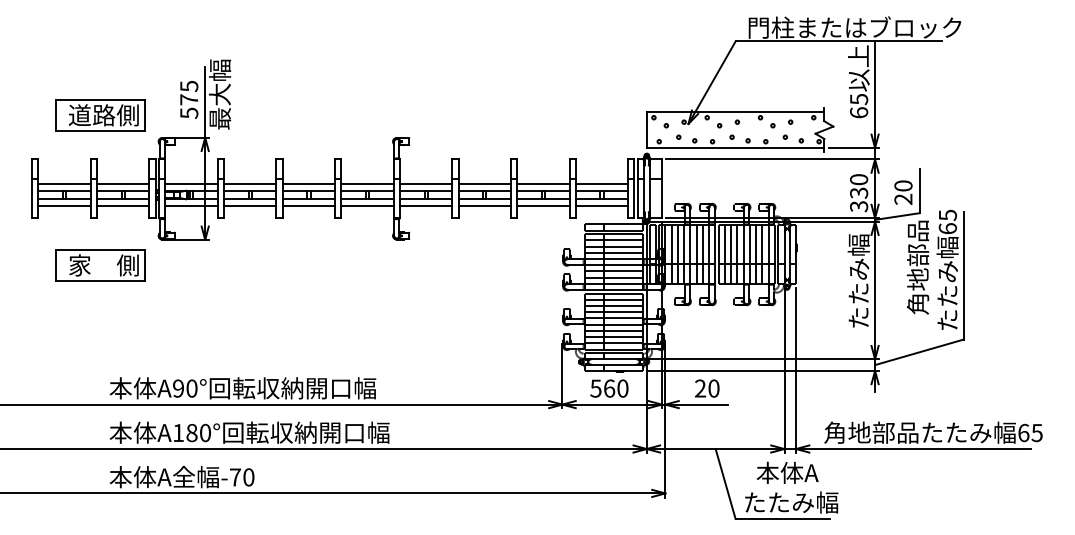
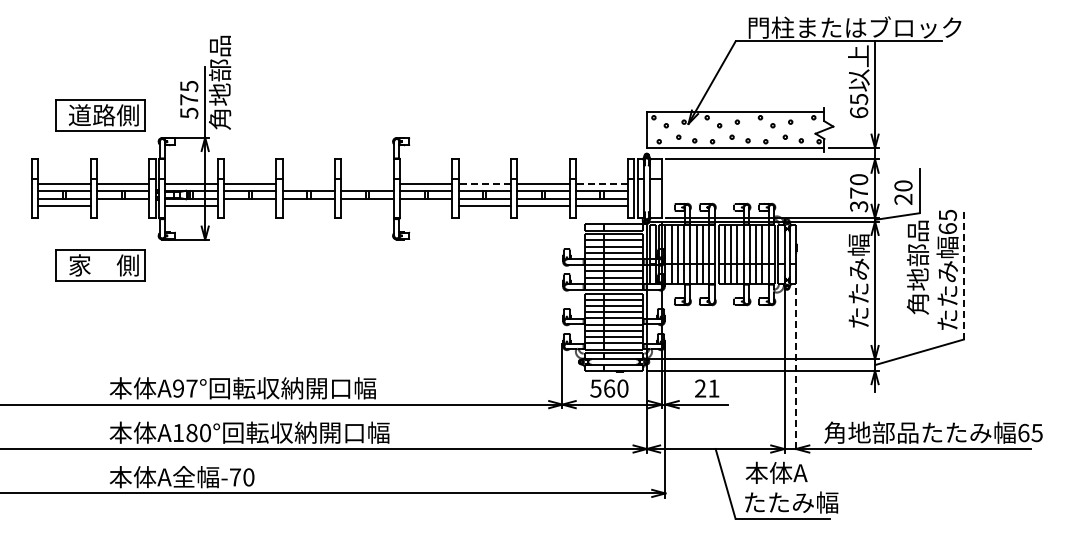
text: 最大幅 -> 角地部品 (219, 82)
line: present -> none (308, 184)
line: present -> none (367, 184)
line: solid -> dashed (484, 184)
line: solid -> dashed (601, 184)
text: 330 -> 370 (859, 192)
line: present -> none (123, 205)
line: present -> none (250, 205)
line: present -> none (308, 205)
line: present -> none (367, 205)
line: present -> none (425, 205)
line: solid -> dashed (963, 275)
line: solid -> dashed (796, 370)
text: A90° -> A97° (191, 388)
text: 20 -> 21 (713, 388)
text position: (787, 472) -> (776, 472) (776, 472)
